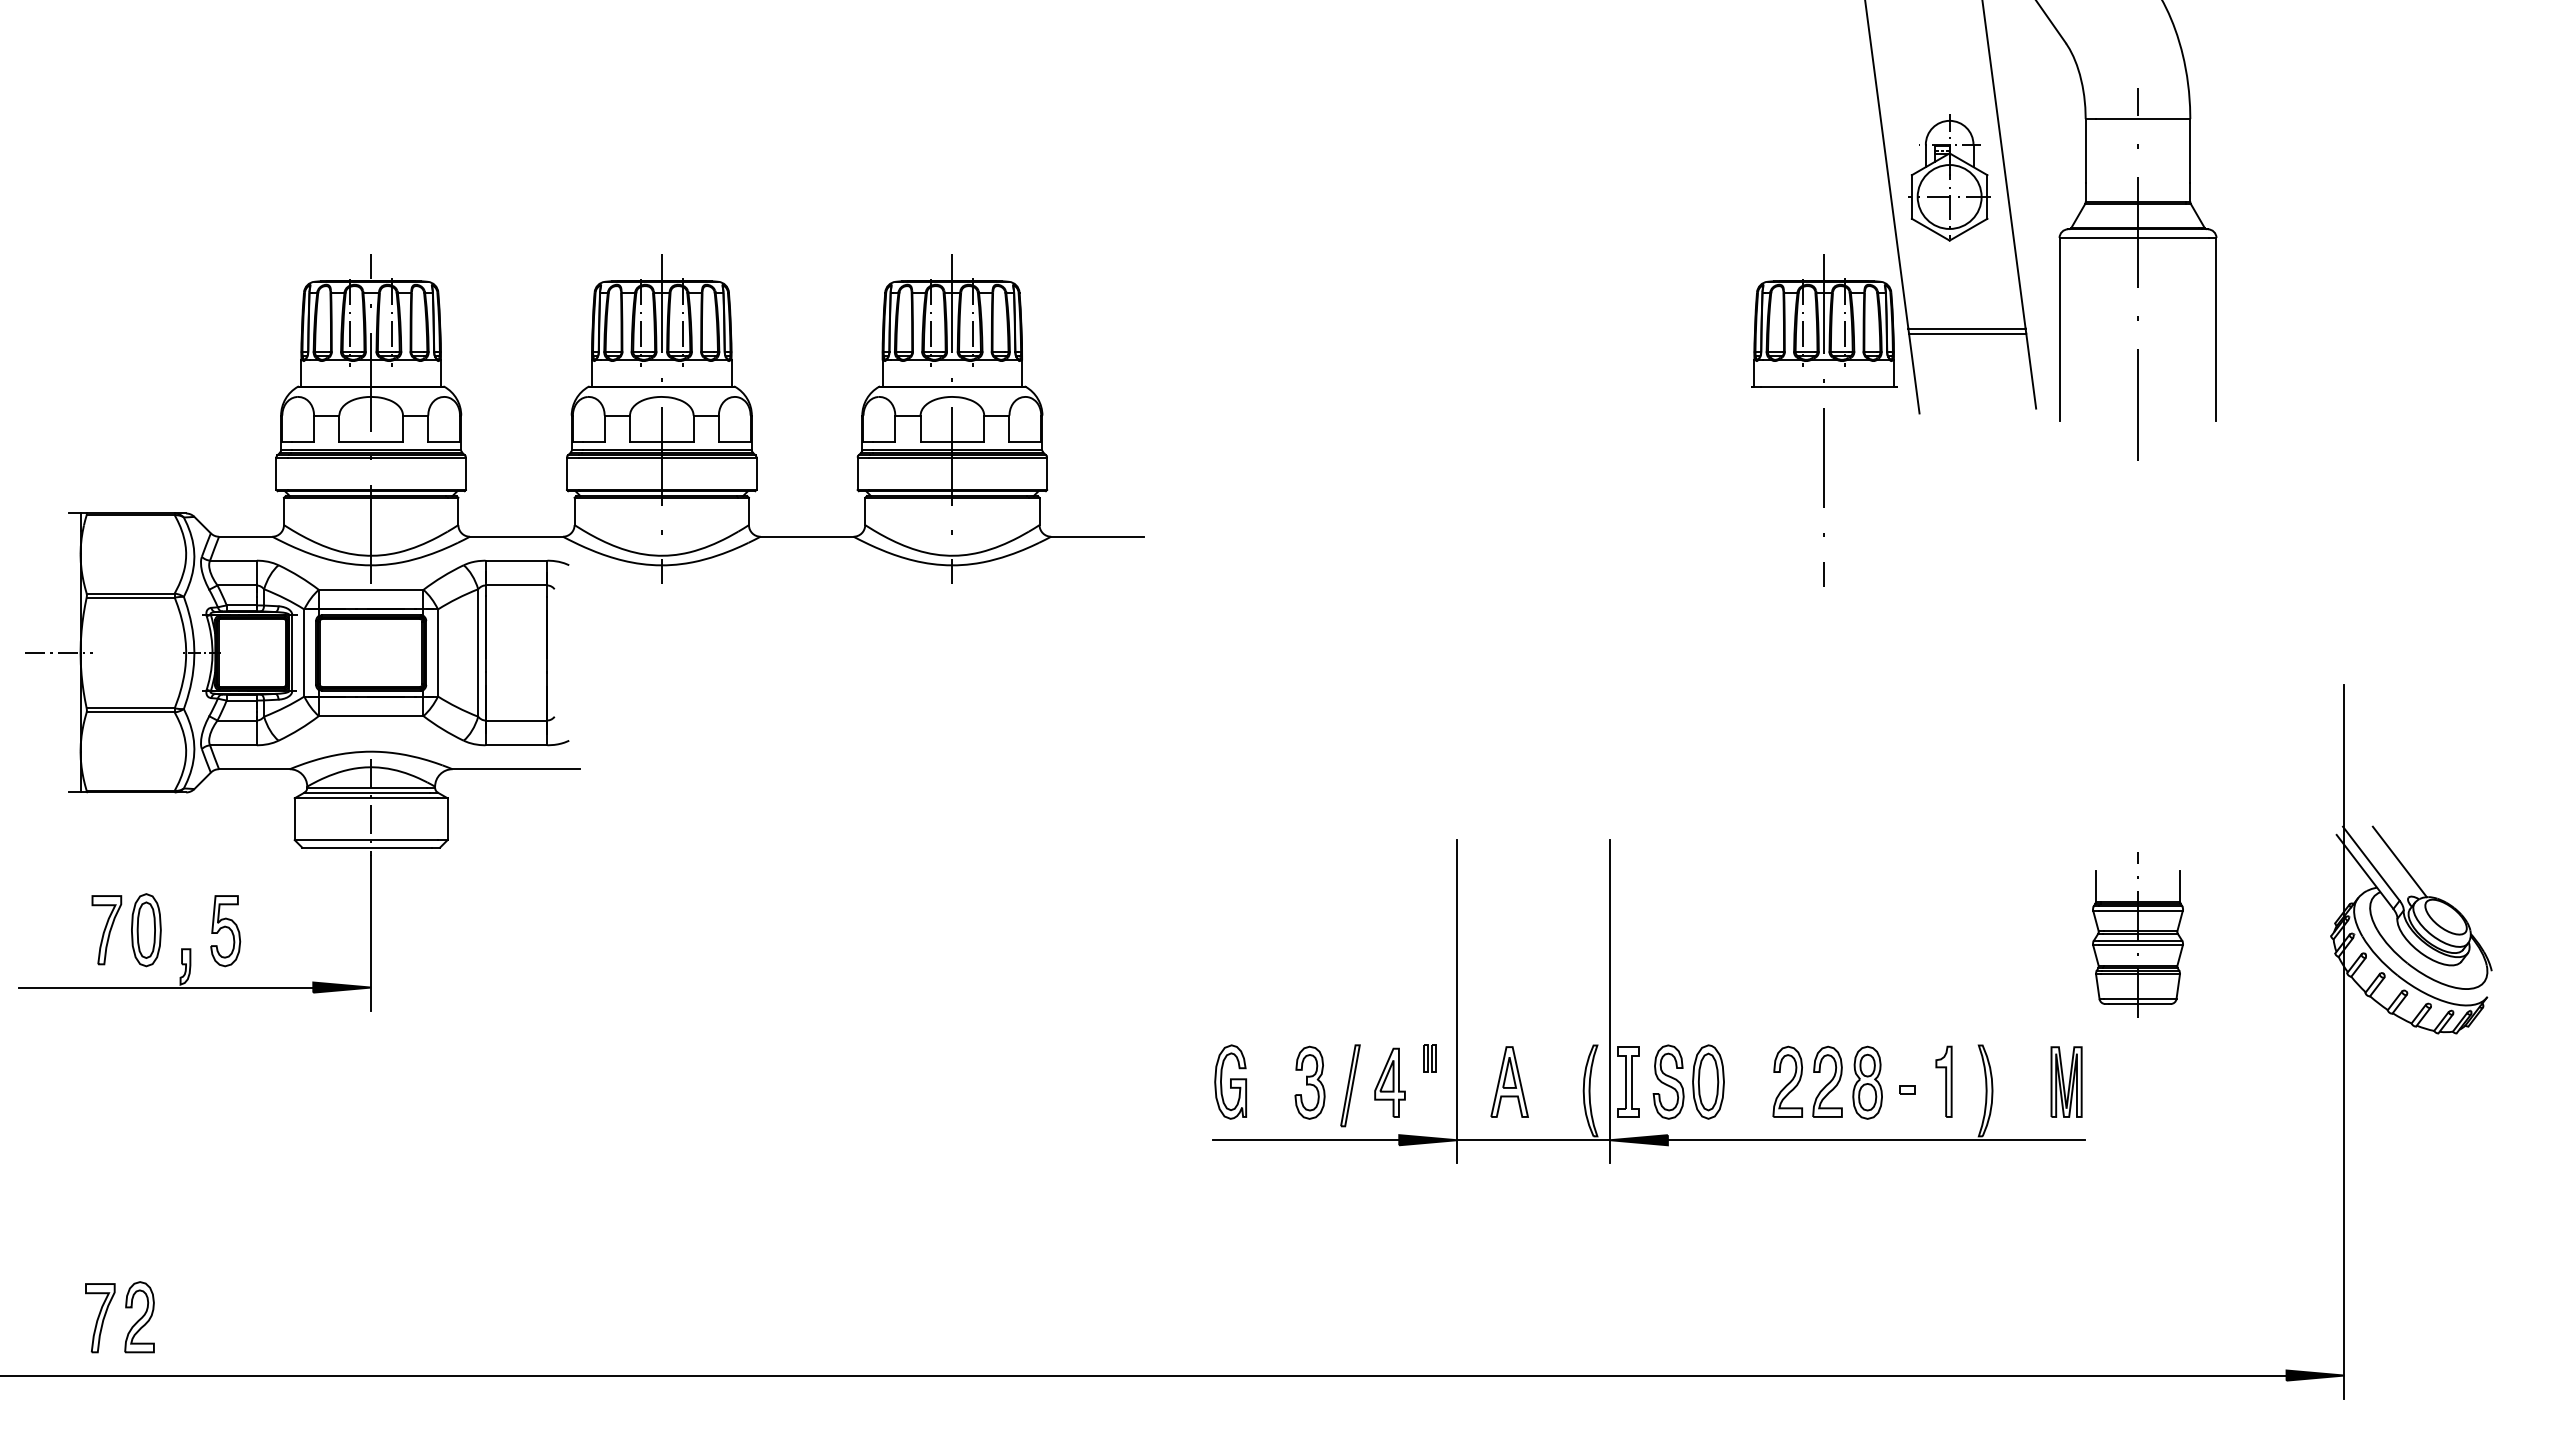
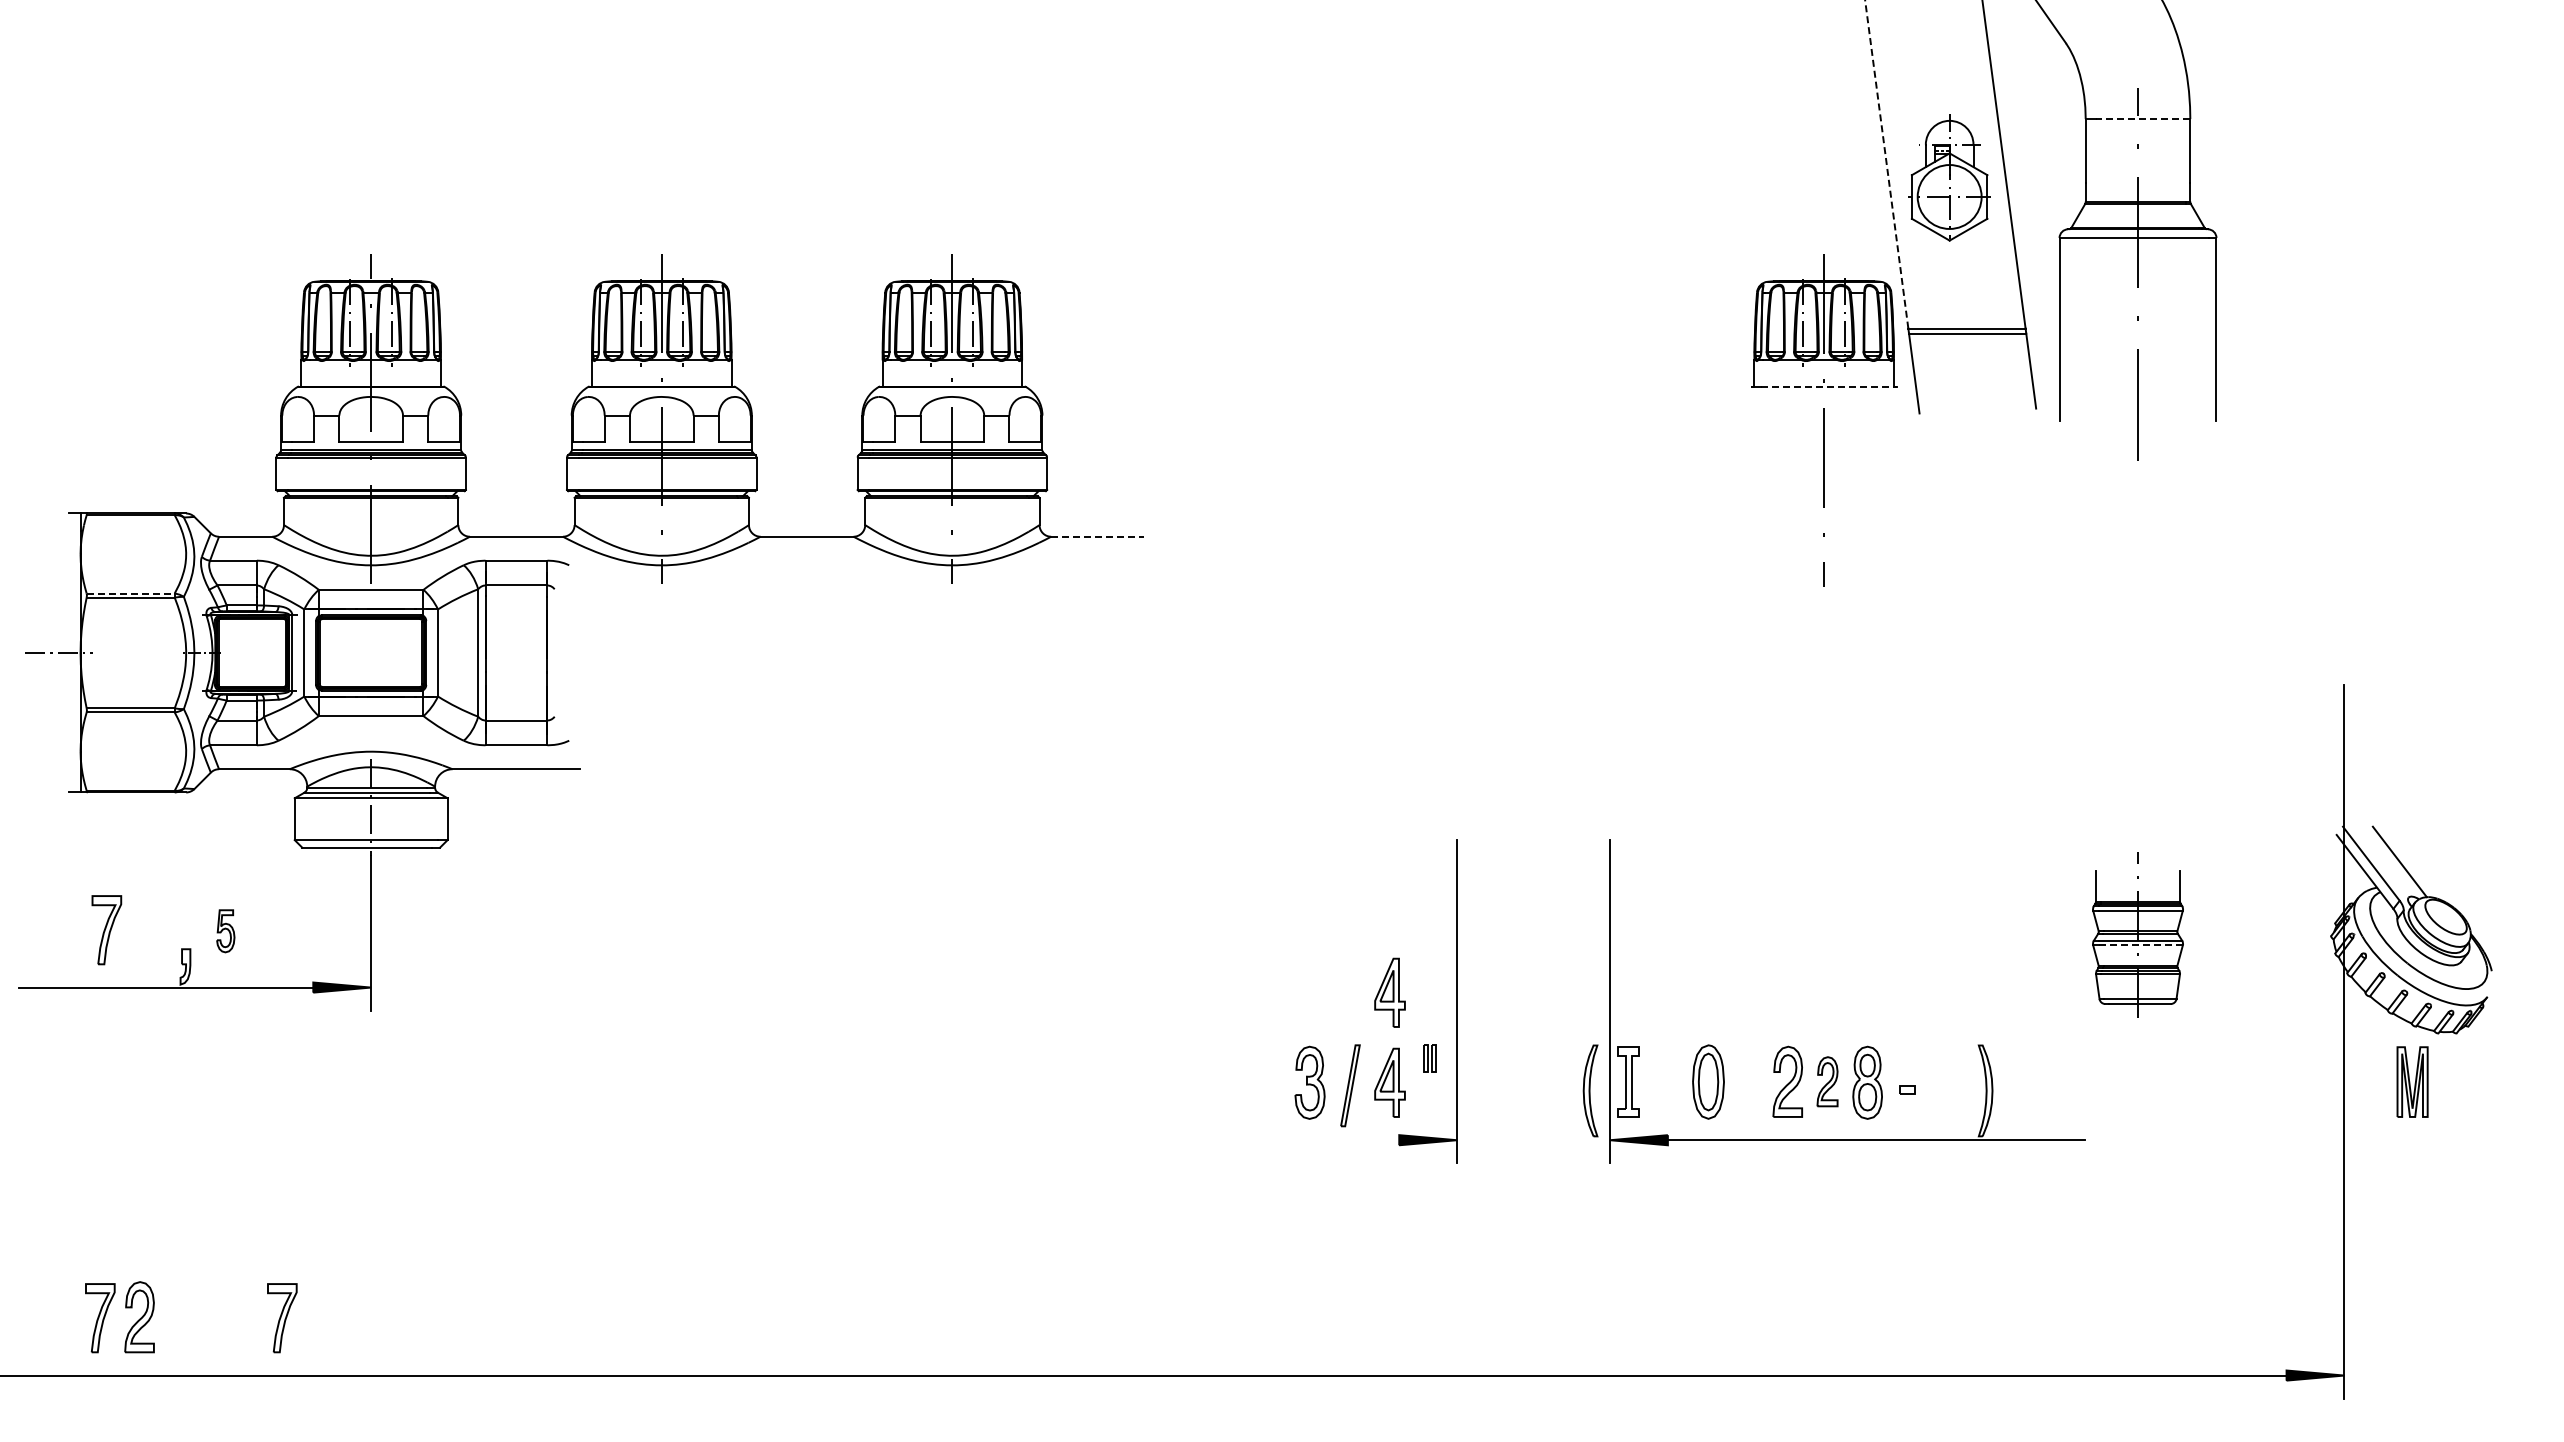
line: solid -> dashed (2142, 119)
line: solid -> dashed (1886, 164)
line: solid -> dashed (1828, 386)
line: solid -> dashed (1098, 536)
line: solid -> dashed (131, 593)
part: present -> none (146, 930)
part size: 32x73 px -> 20x45 px (225, 931)
line: solid -> dashed (2140, 945)
part: none -> present (1389, 992)
part: present -> none (1230, 1081)
part: present -> none (1509, 1081)
part: present -> none (1668, 1081)
part size: 31x73 px -> 23x52 px (1827, 1081)
part: present -> none (1943, 1081)
part position: (2066, 1081) -> (2412, 1081) (2412, 1081)
line: present -> none (1305, 1140)
line: present -> none (1533, 1140)
part: none -> present (282, 1318)
